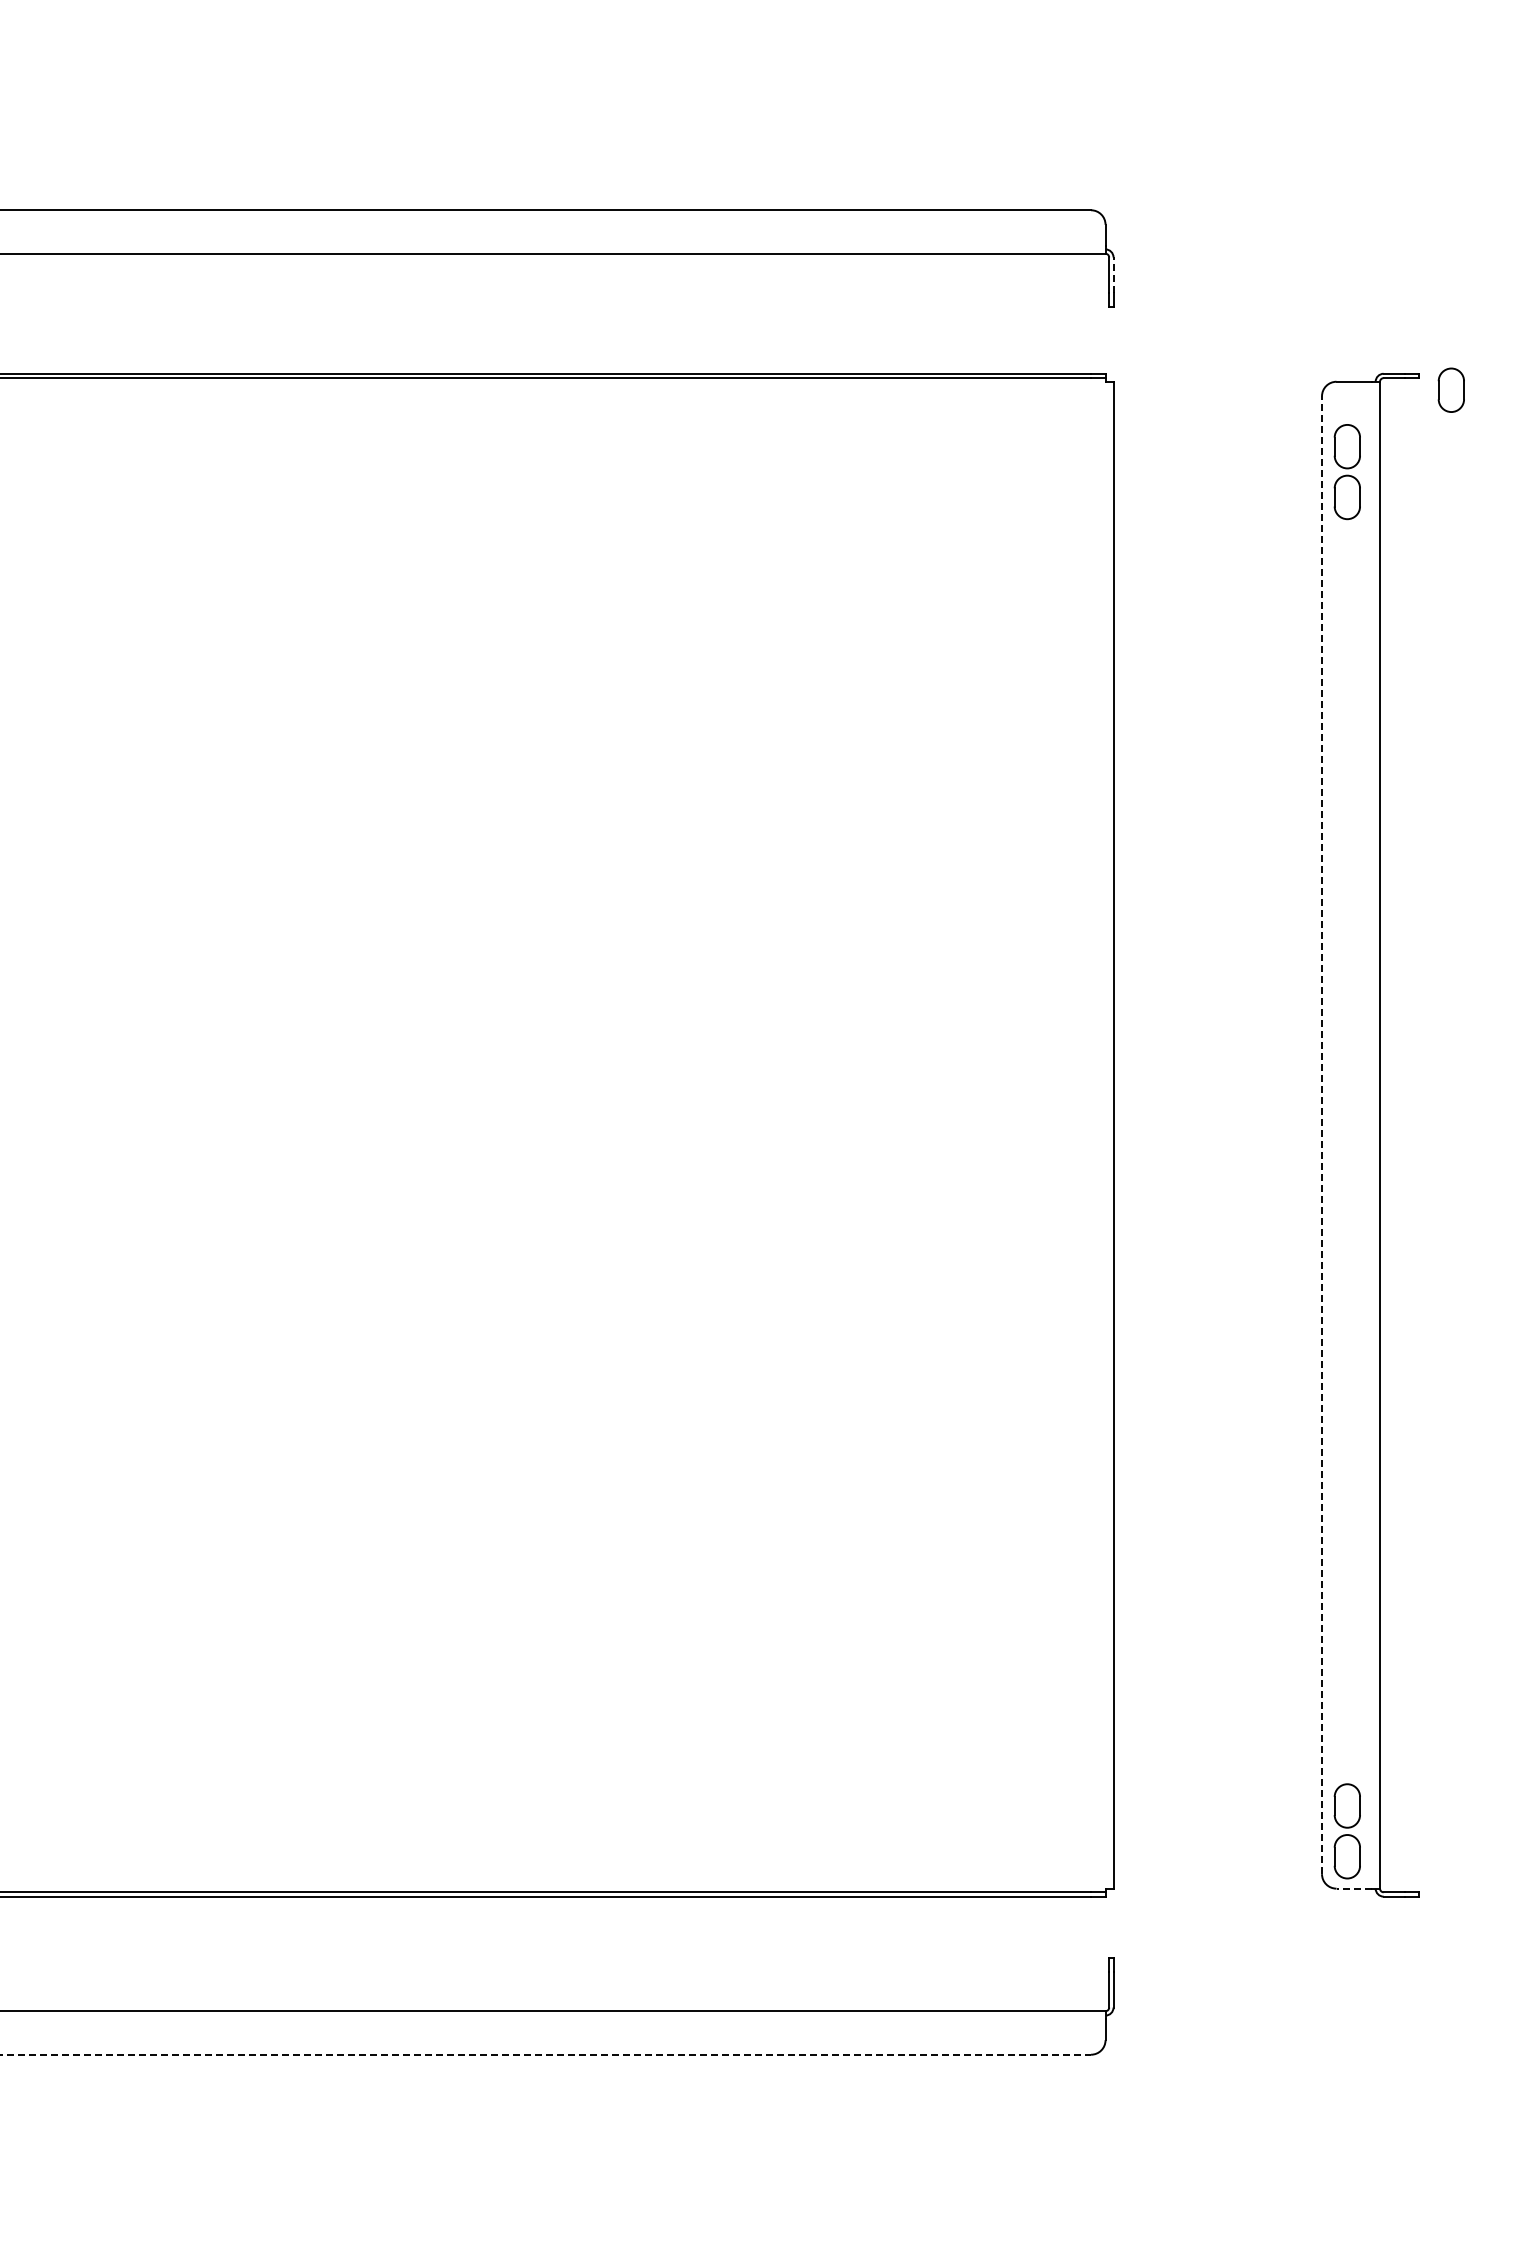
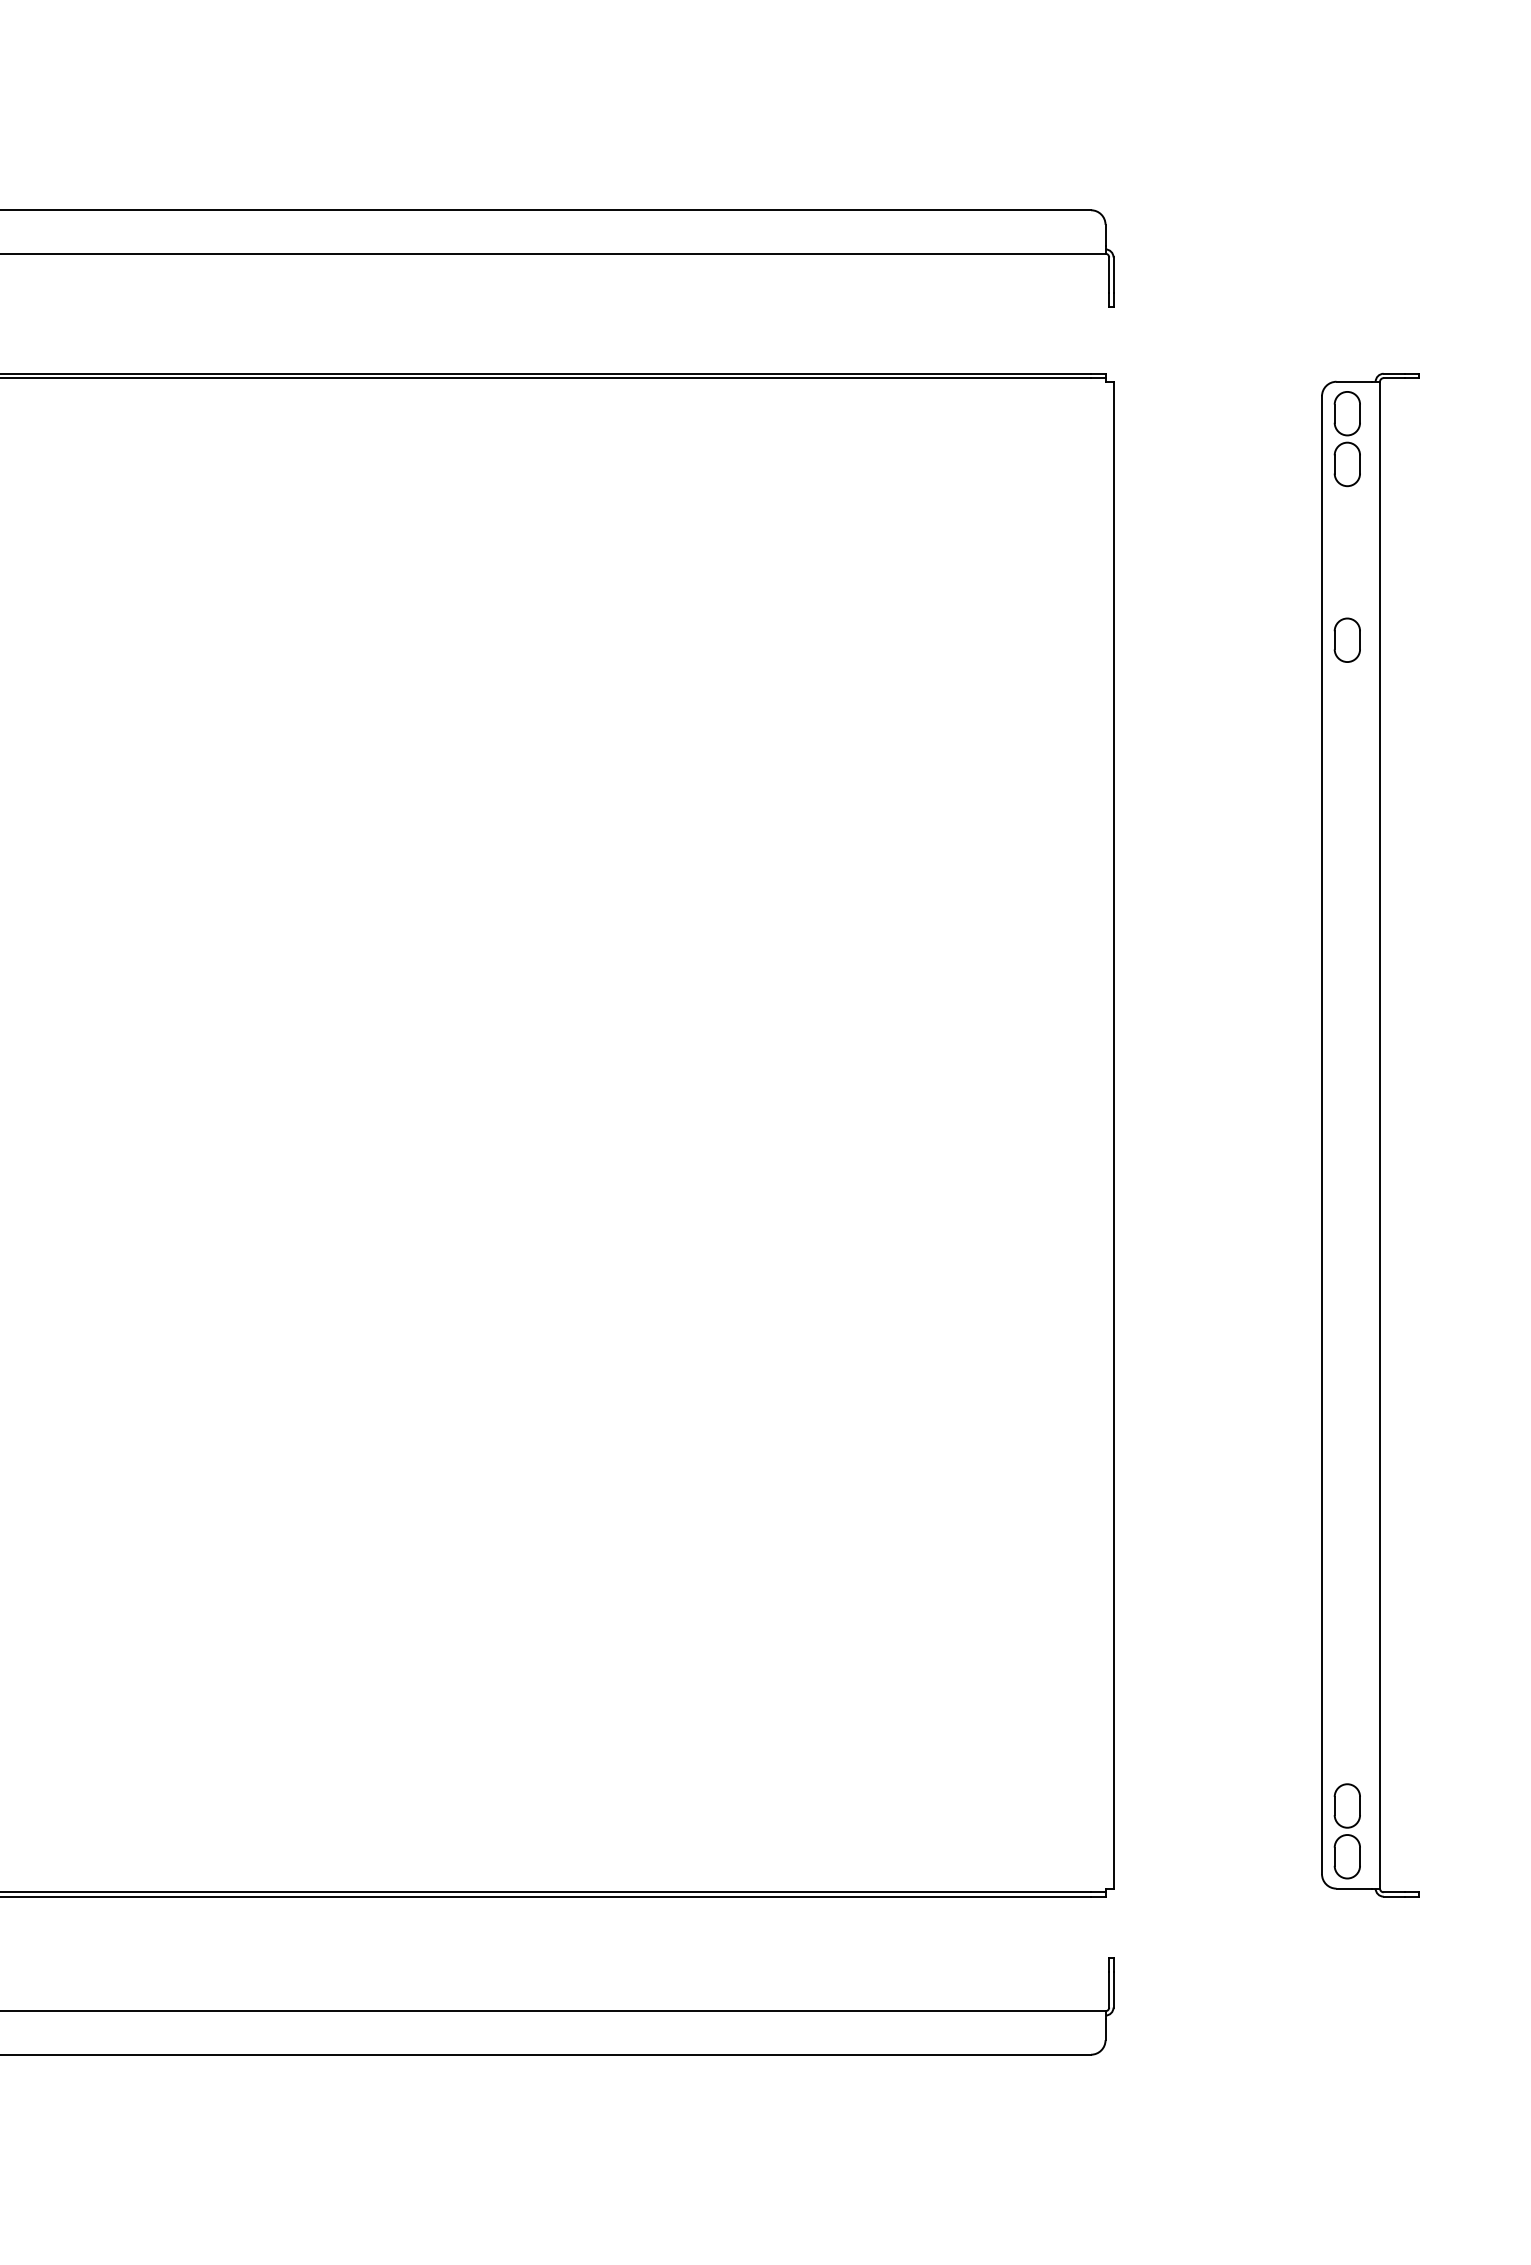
line: dashed -> solid (1113, 275)
part position: (1450, 389) -> (1346, 639) (1346, 639)
part position: (1346, 472) -> (1346, 439) (1346, 439)
line: dashed -> solid (1322, 1135)
line: dashed -> solid (1354, 1888)
line: dashed -> solid (546, 2054)
